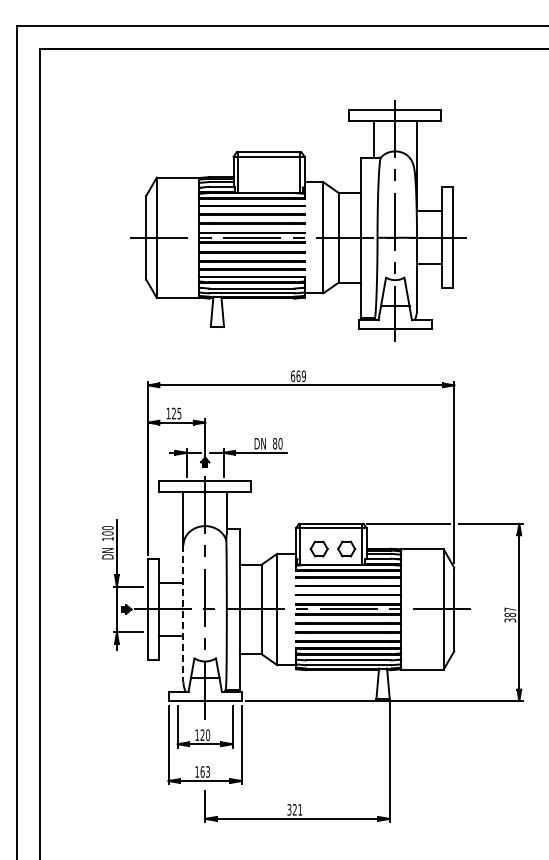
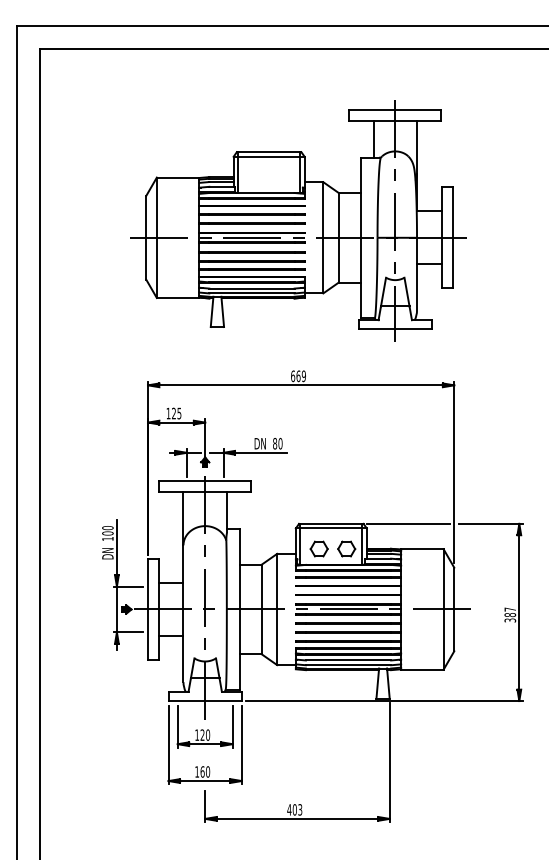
line: dashed -> solid (183, 614)
text: 163 -> 160 (208, 771)
text: 321 -> 403 (294, 809)
